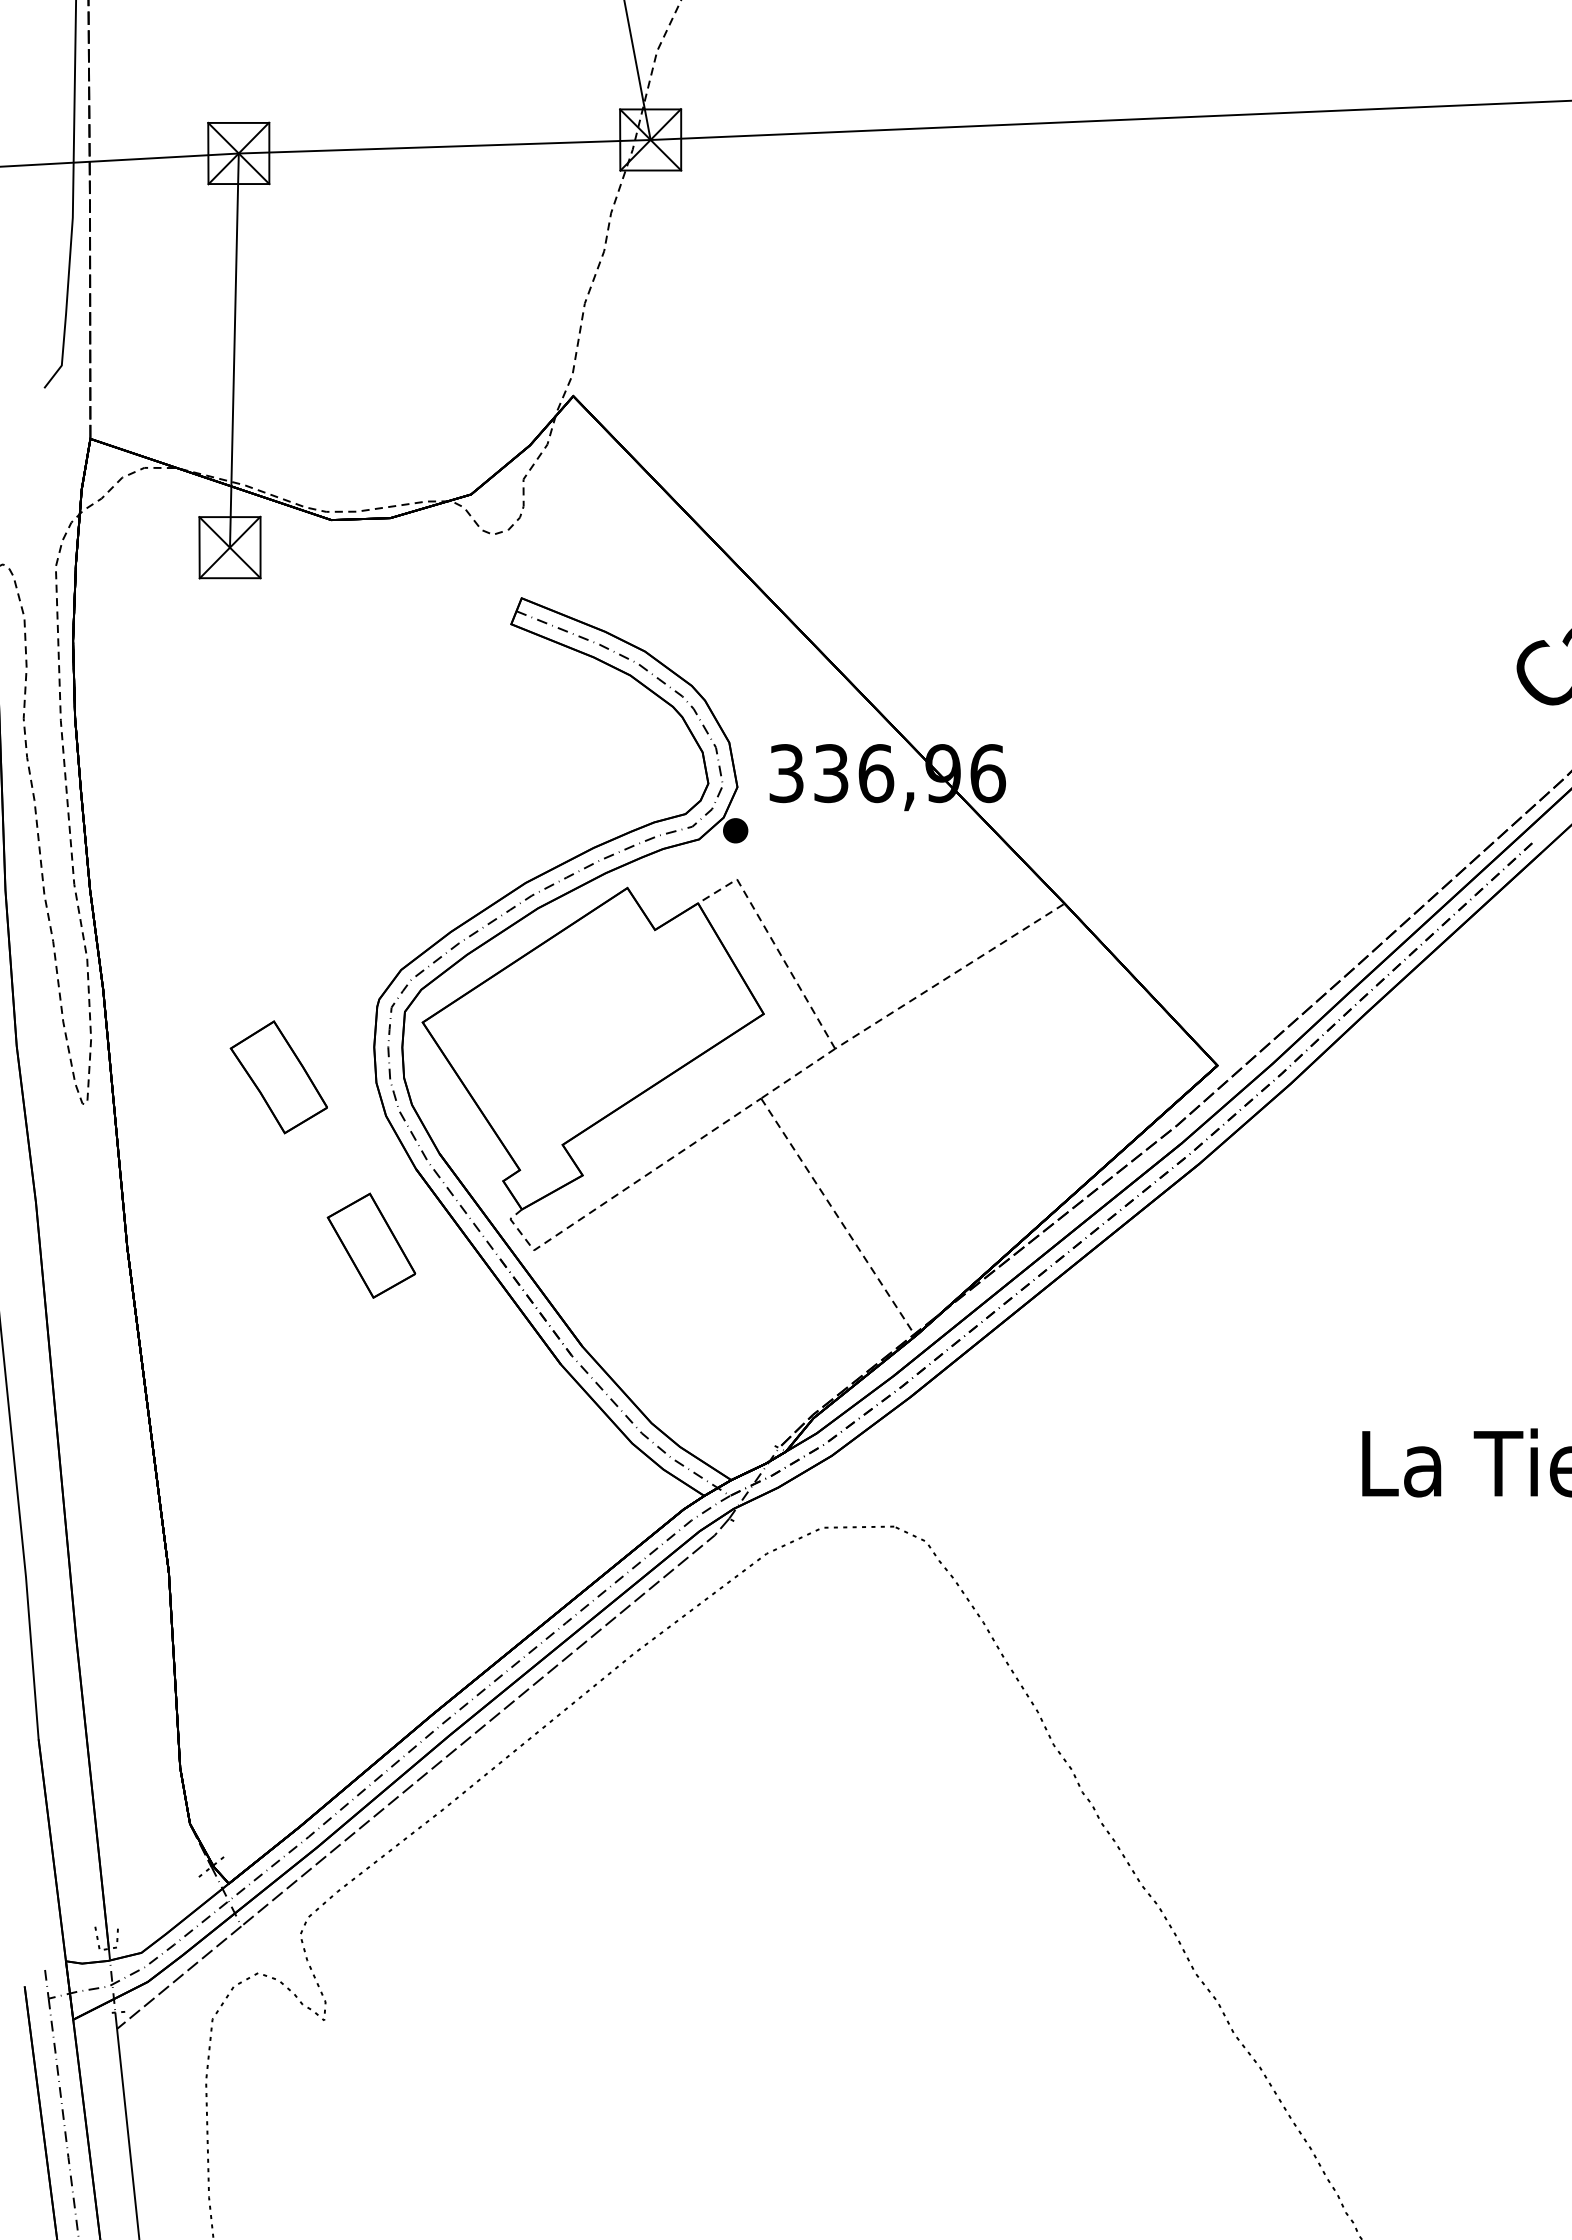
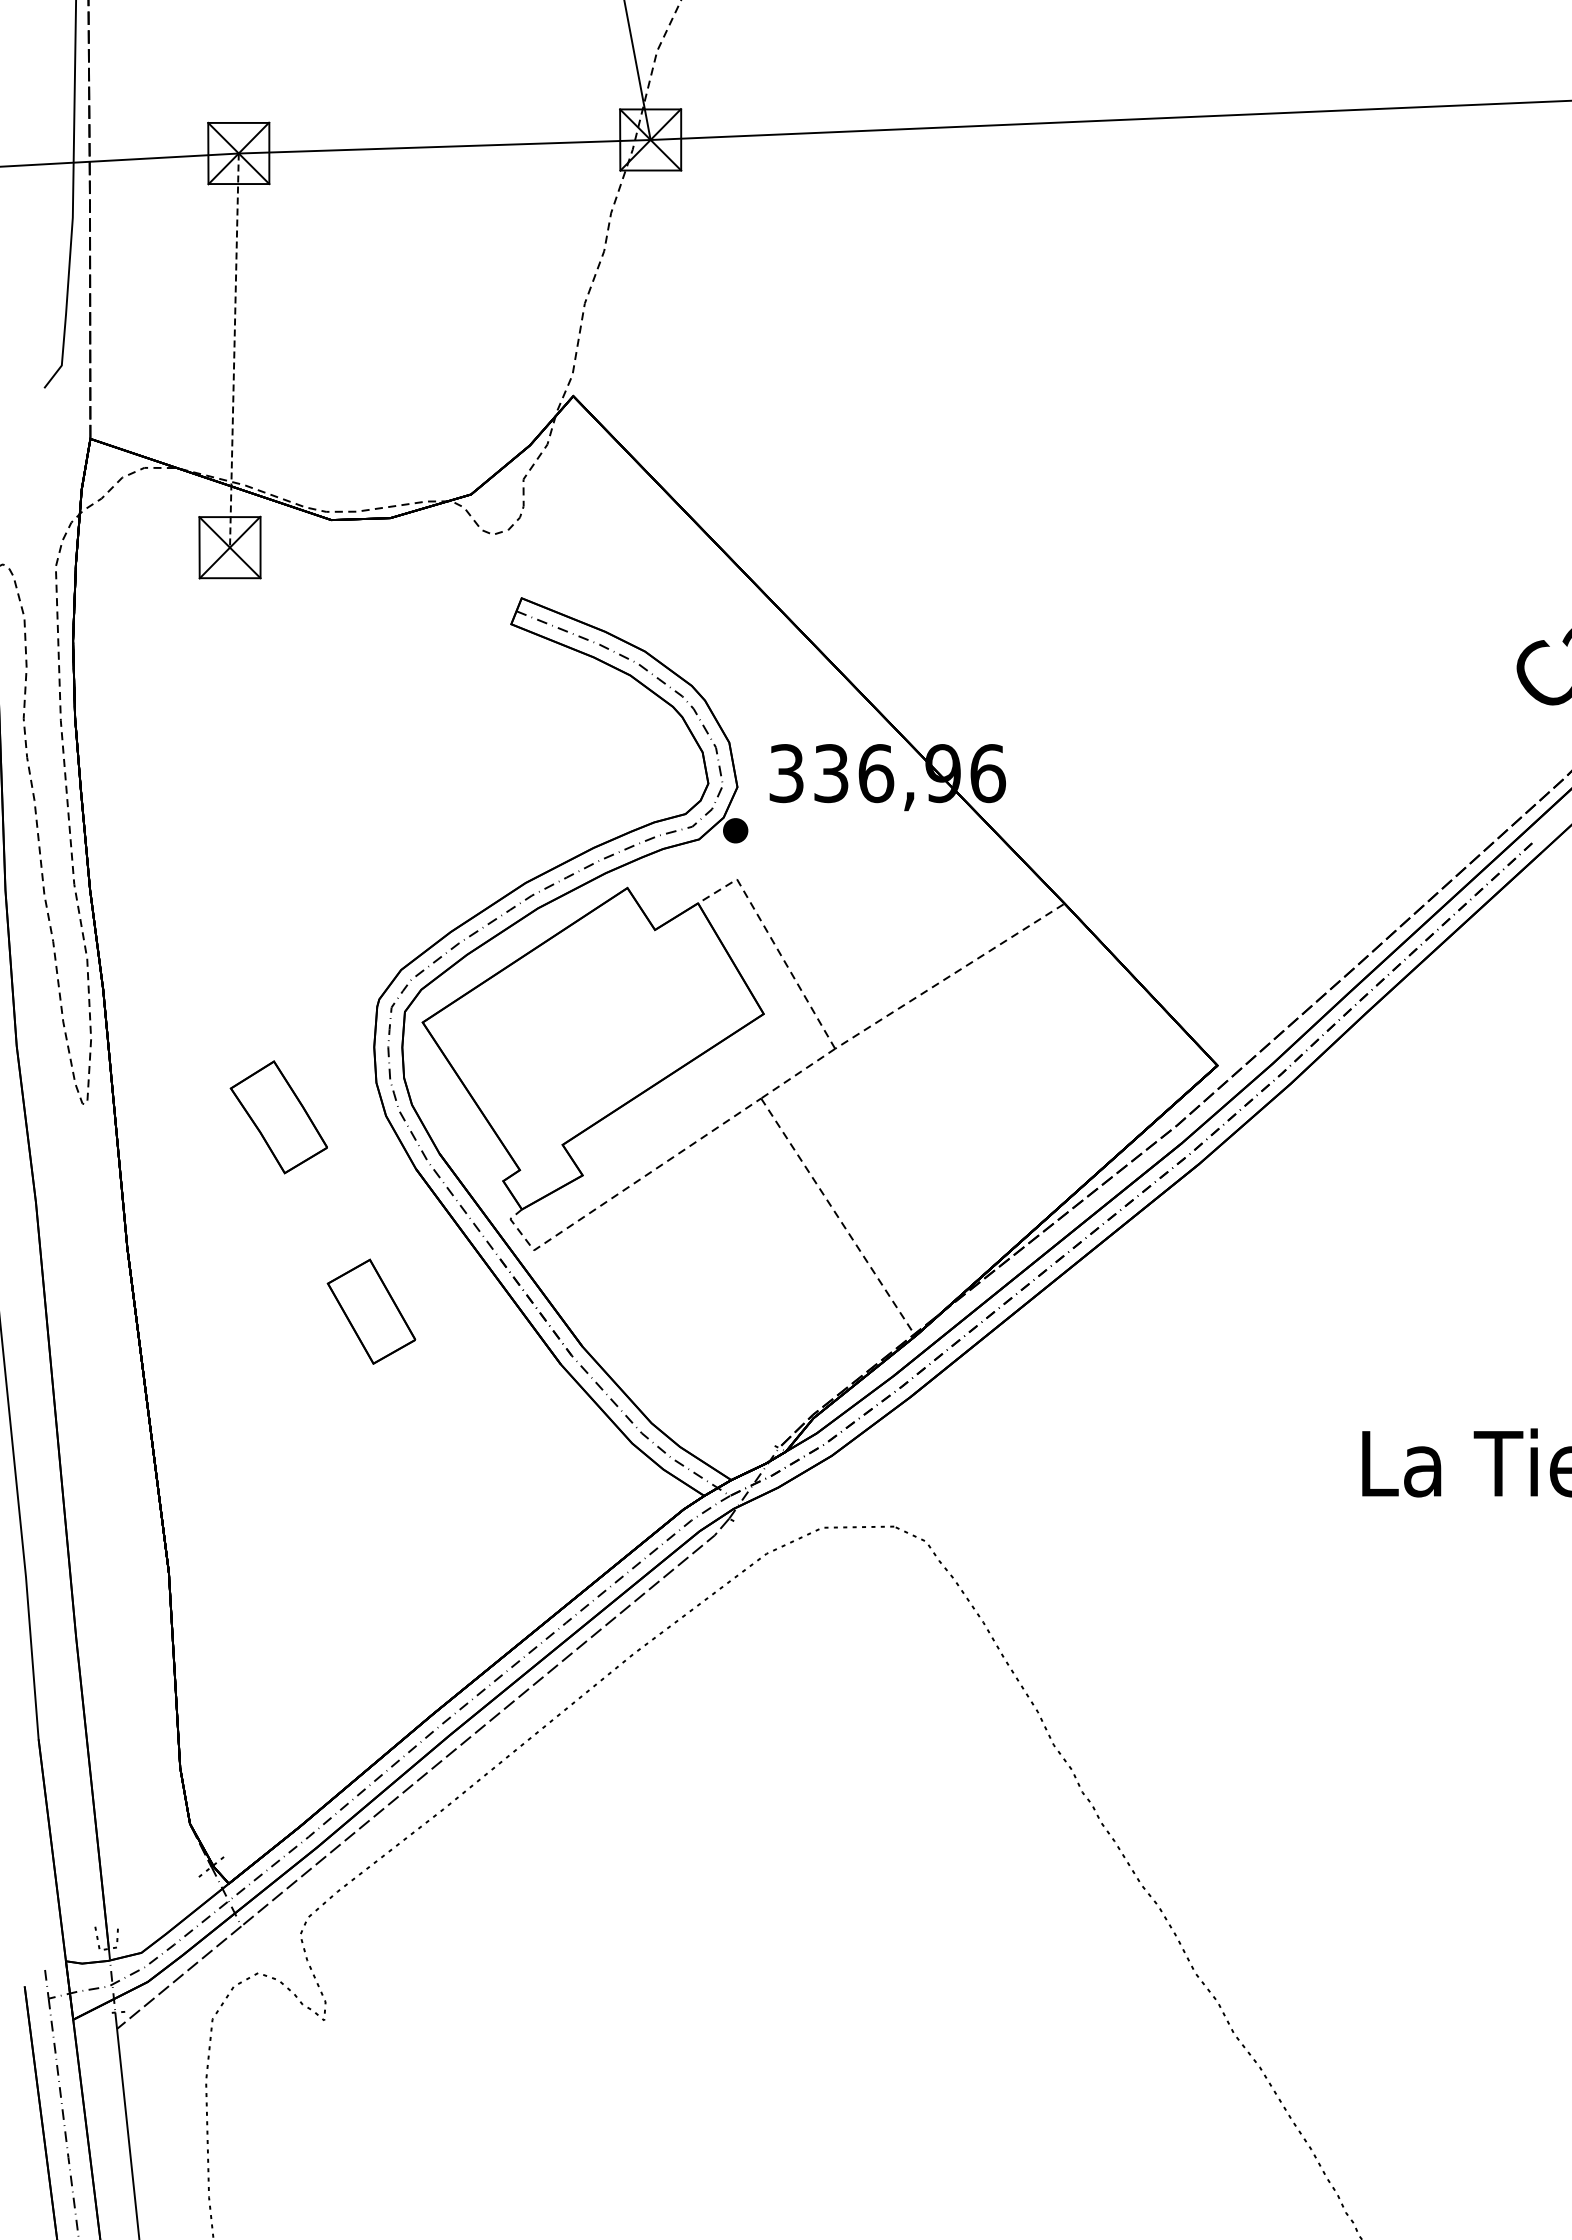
line: solid -> dashed (234, 351)
part position: (278, 1077) -> (278, 1117) (278, 1117)
part position: (371, 1245) -> (371, 1311) (371, 1311)
